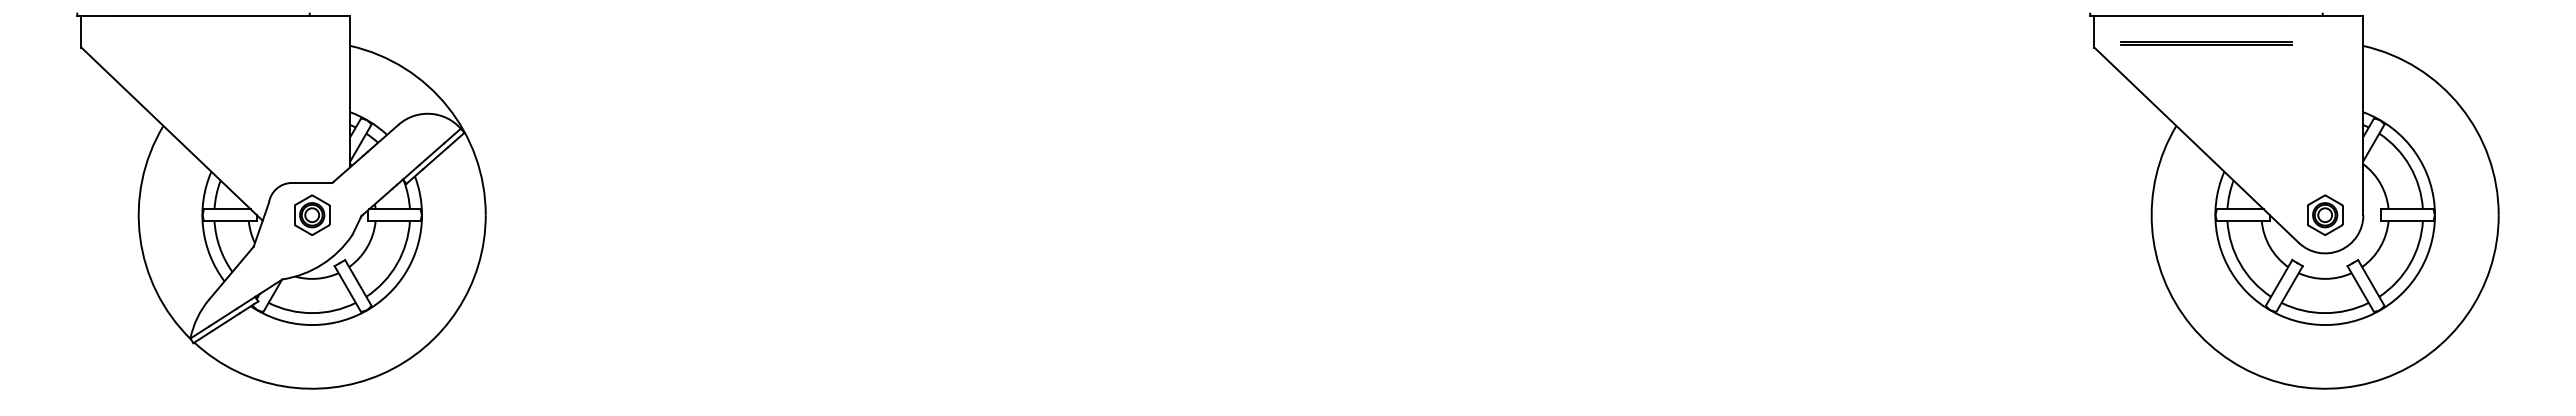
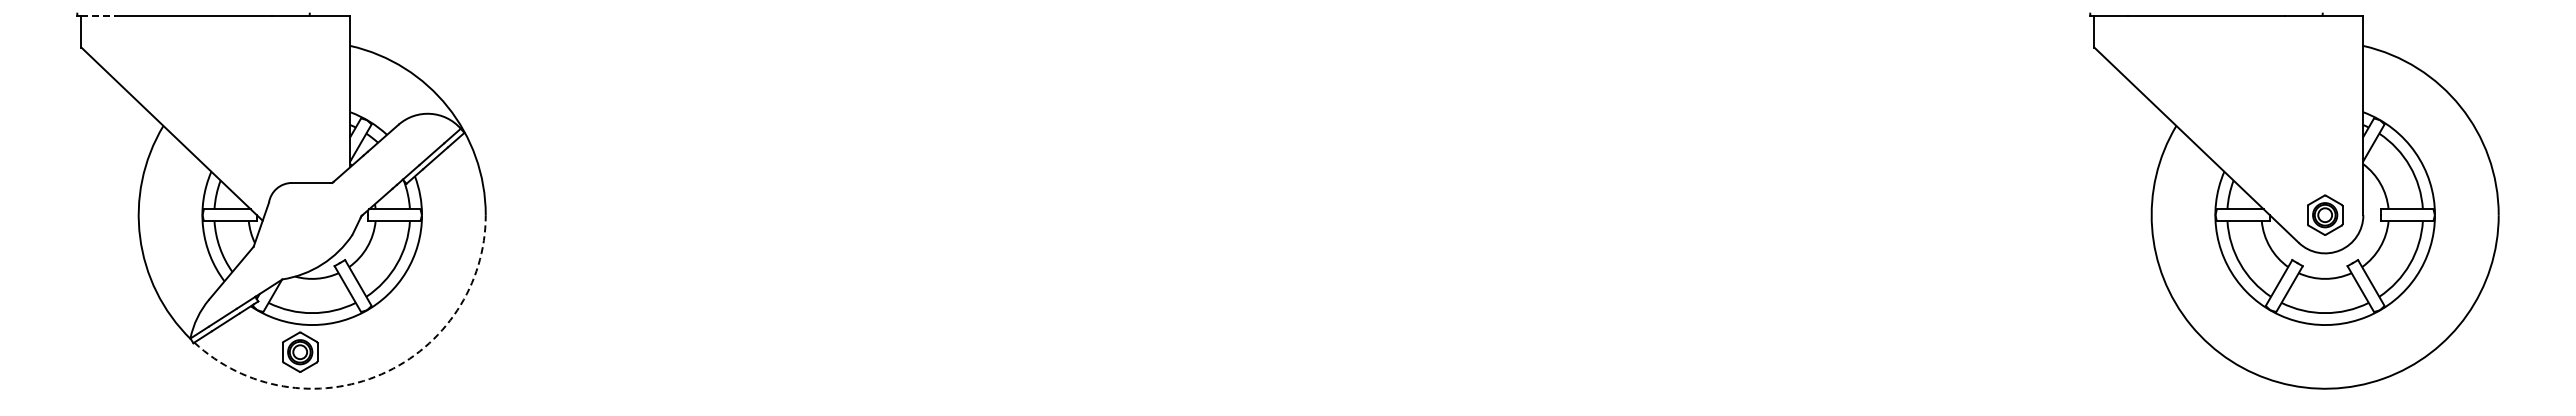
line: solid -> dashed (98, 15)
line: present -> none (2206, 42)
part position: (312, 214) -> (300, 351) (300, 351)
arc: solid -> dashed (381, 374)
